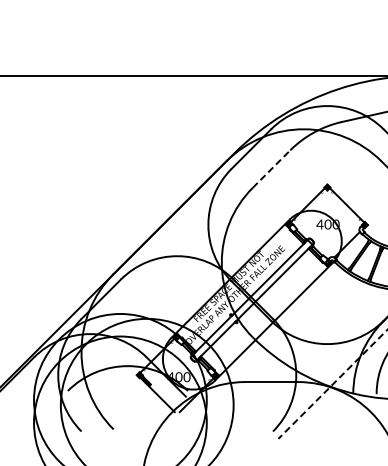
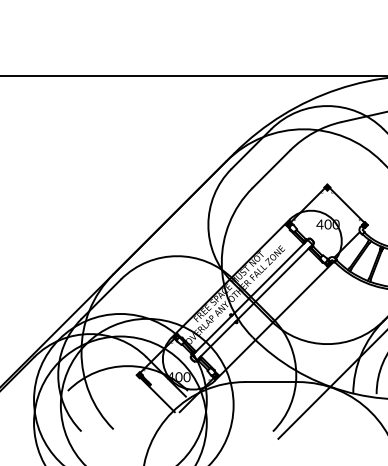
line: dashed -> solid (271, 169)
line: dashed -> solid (332, 384)
